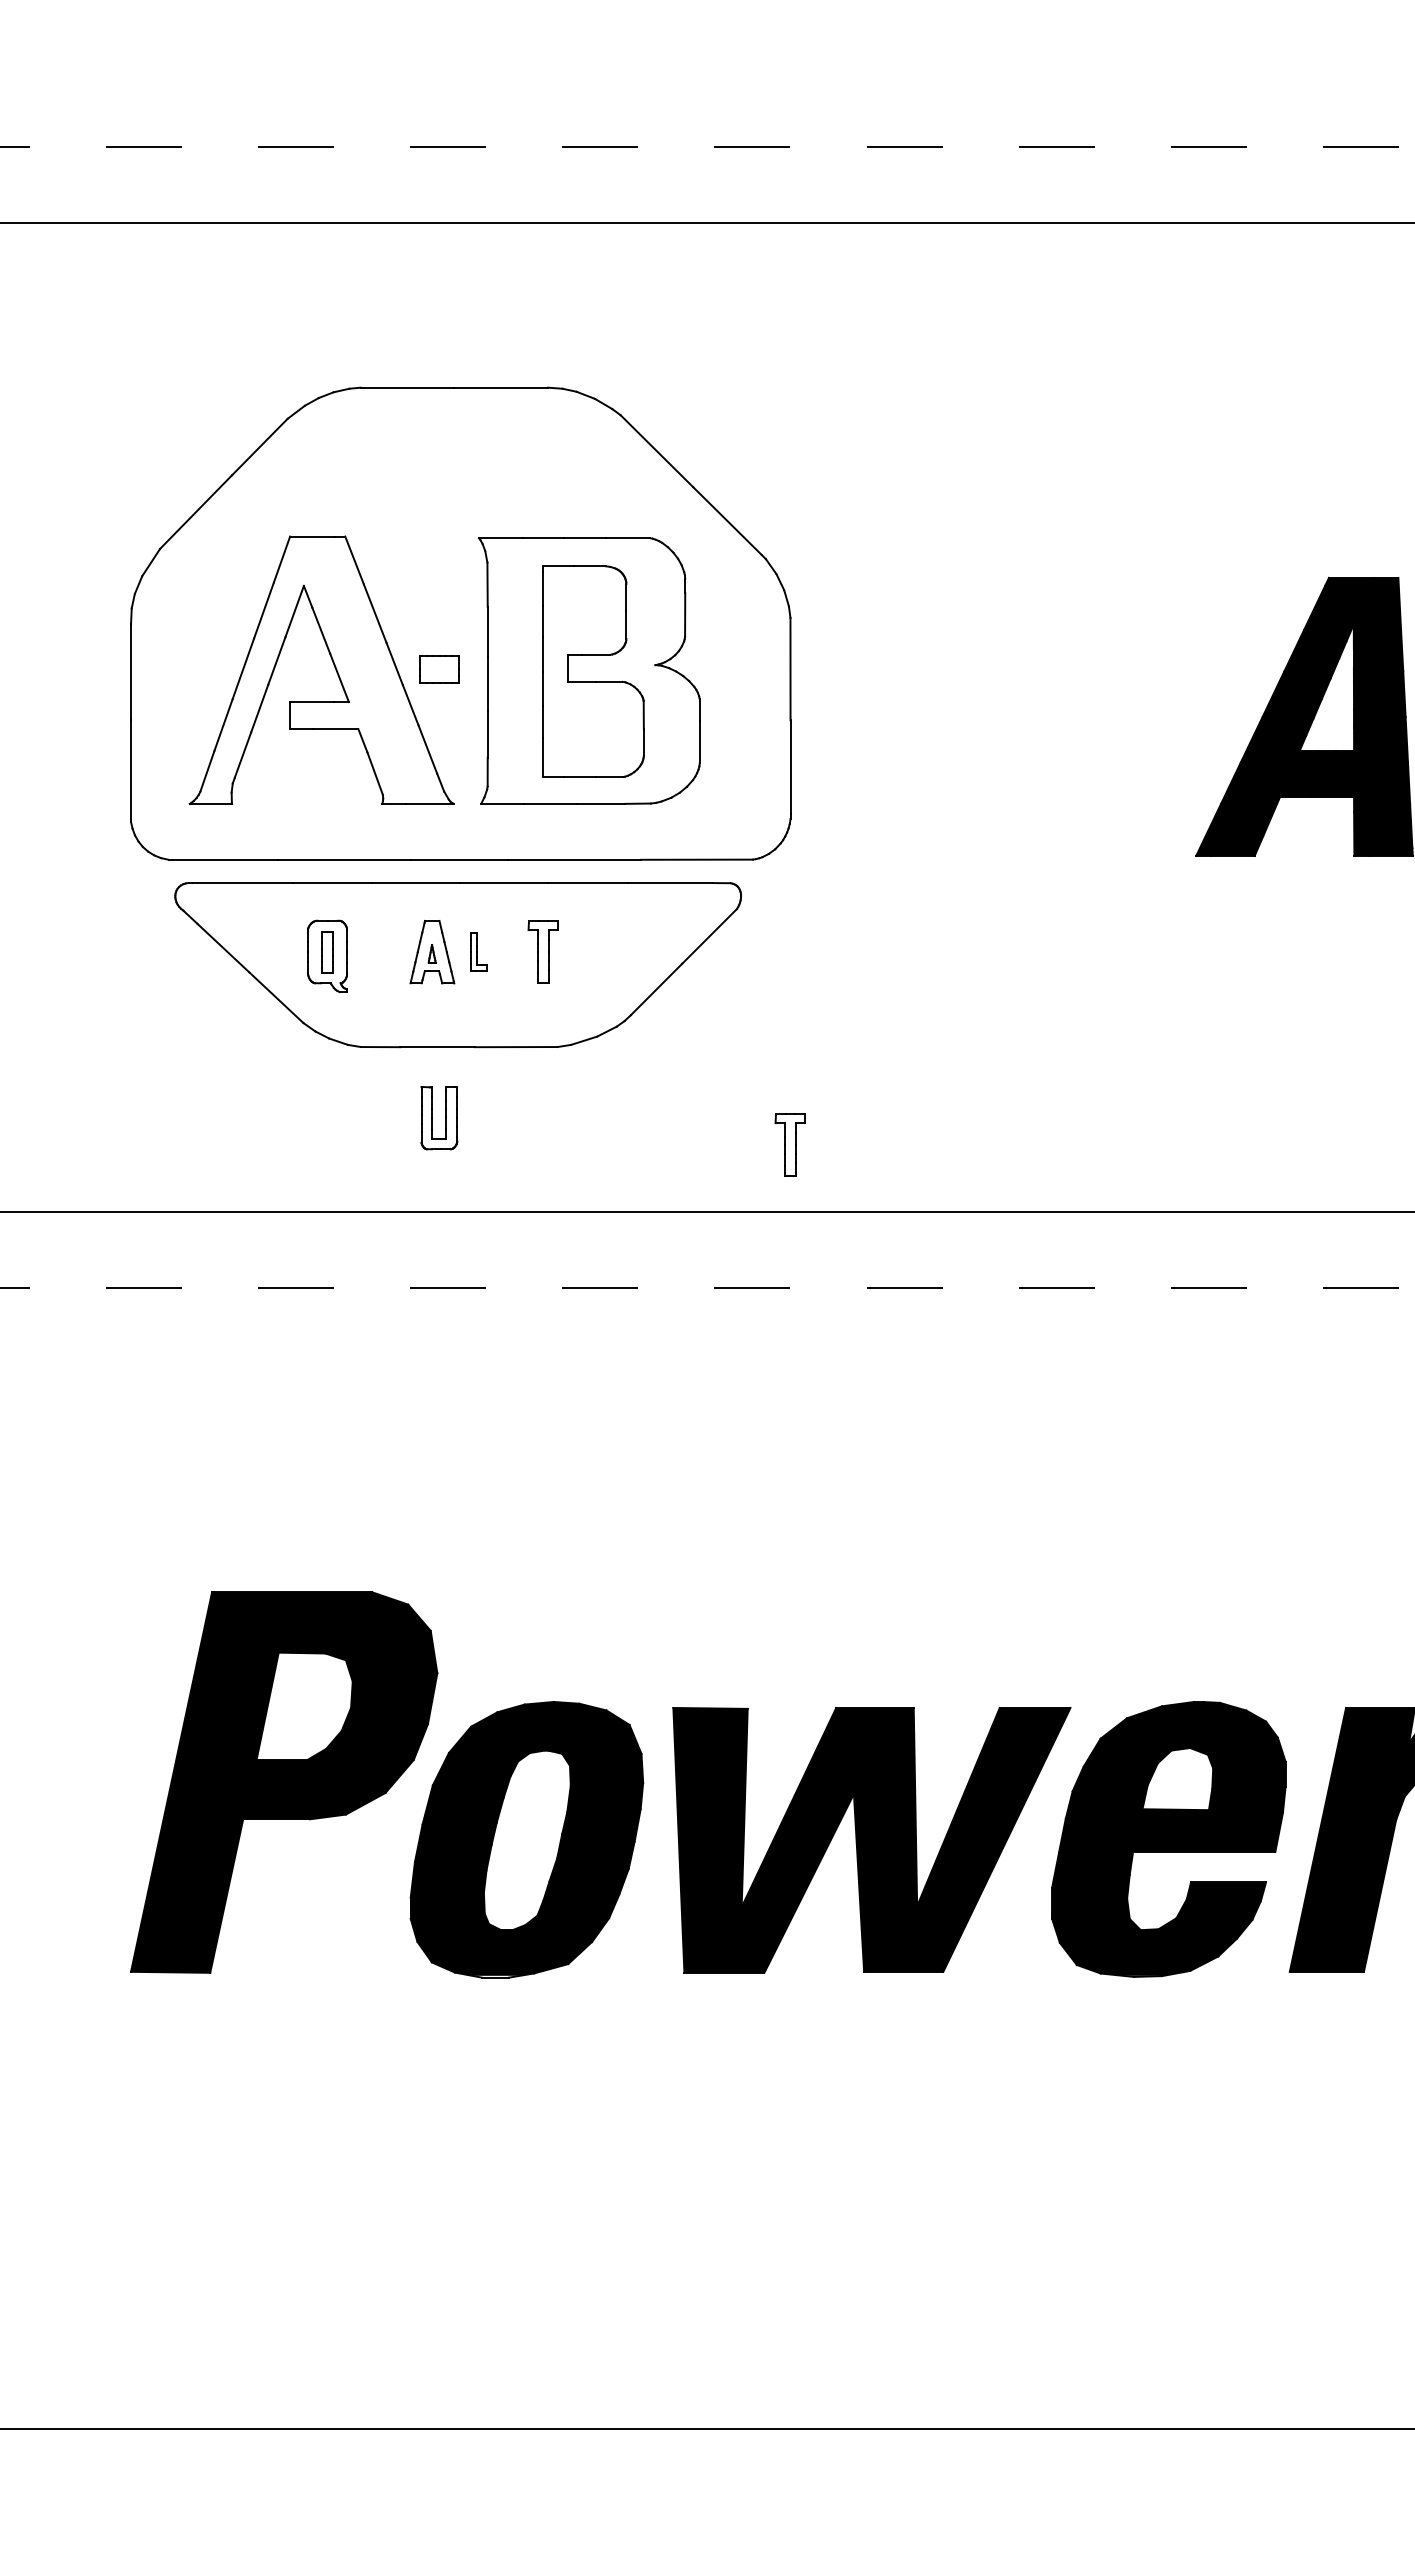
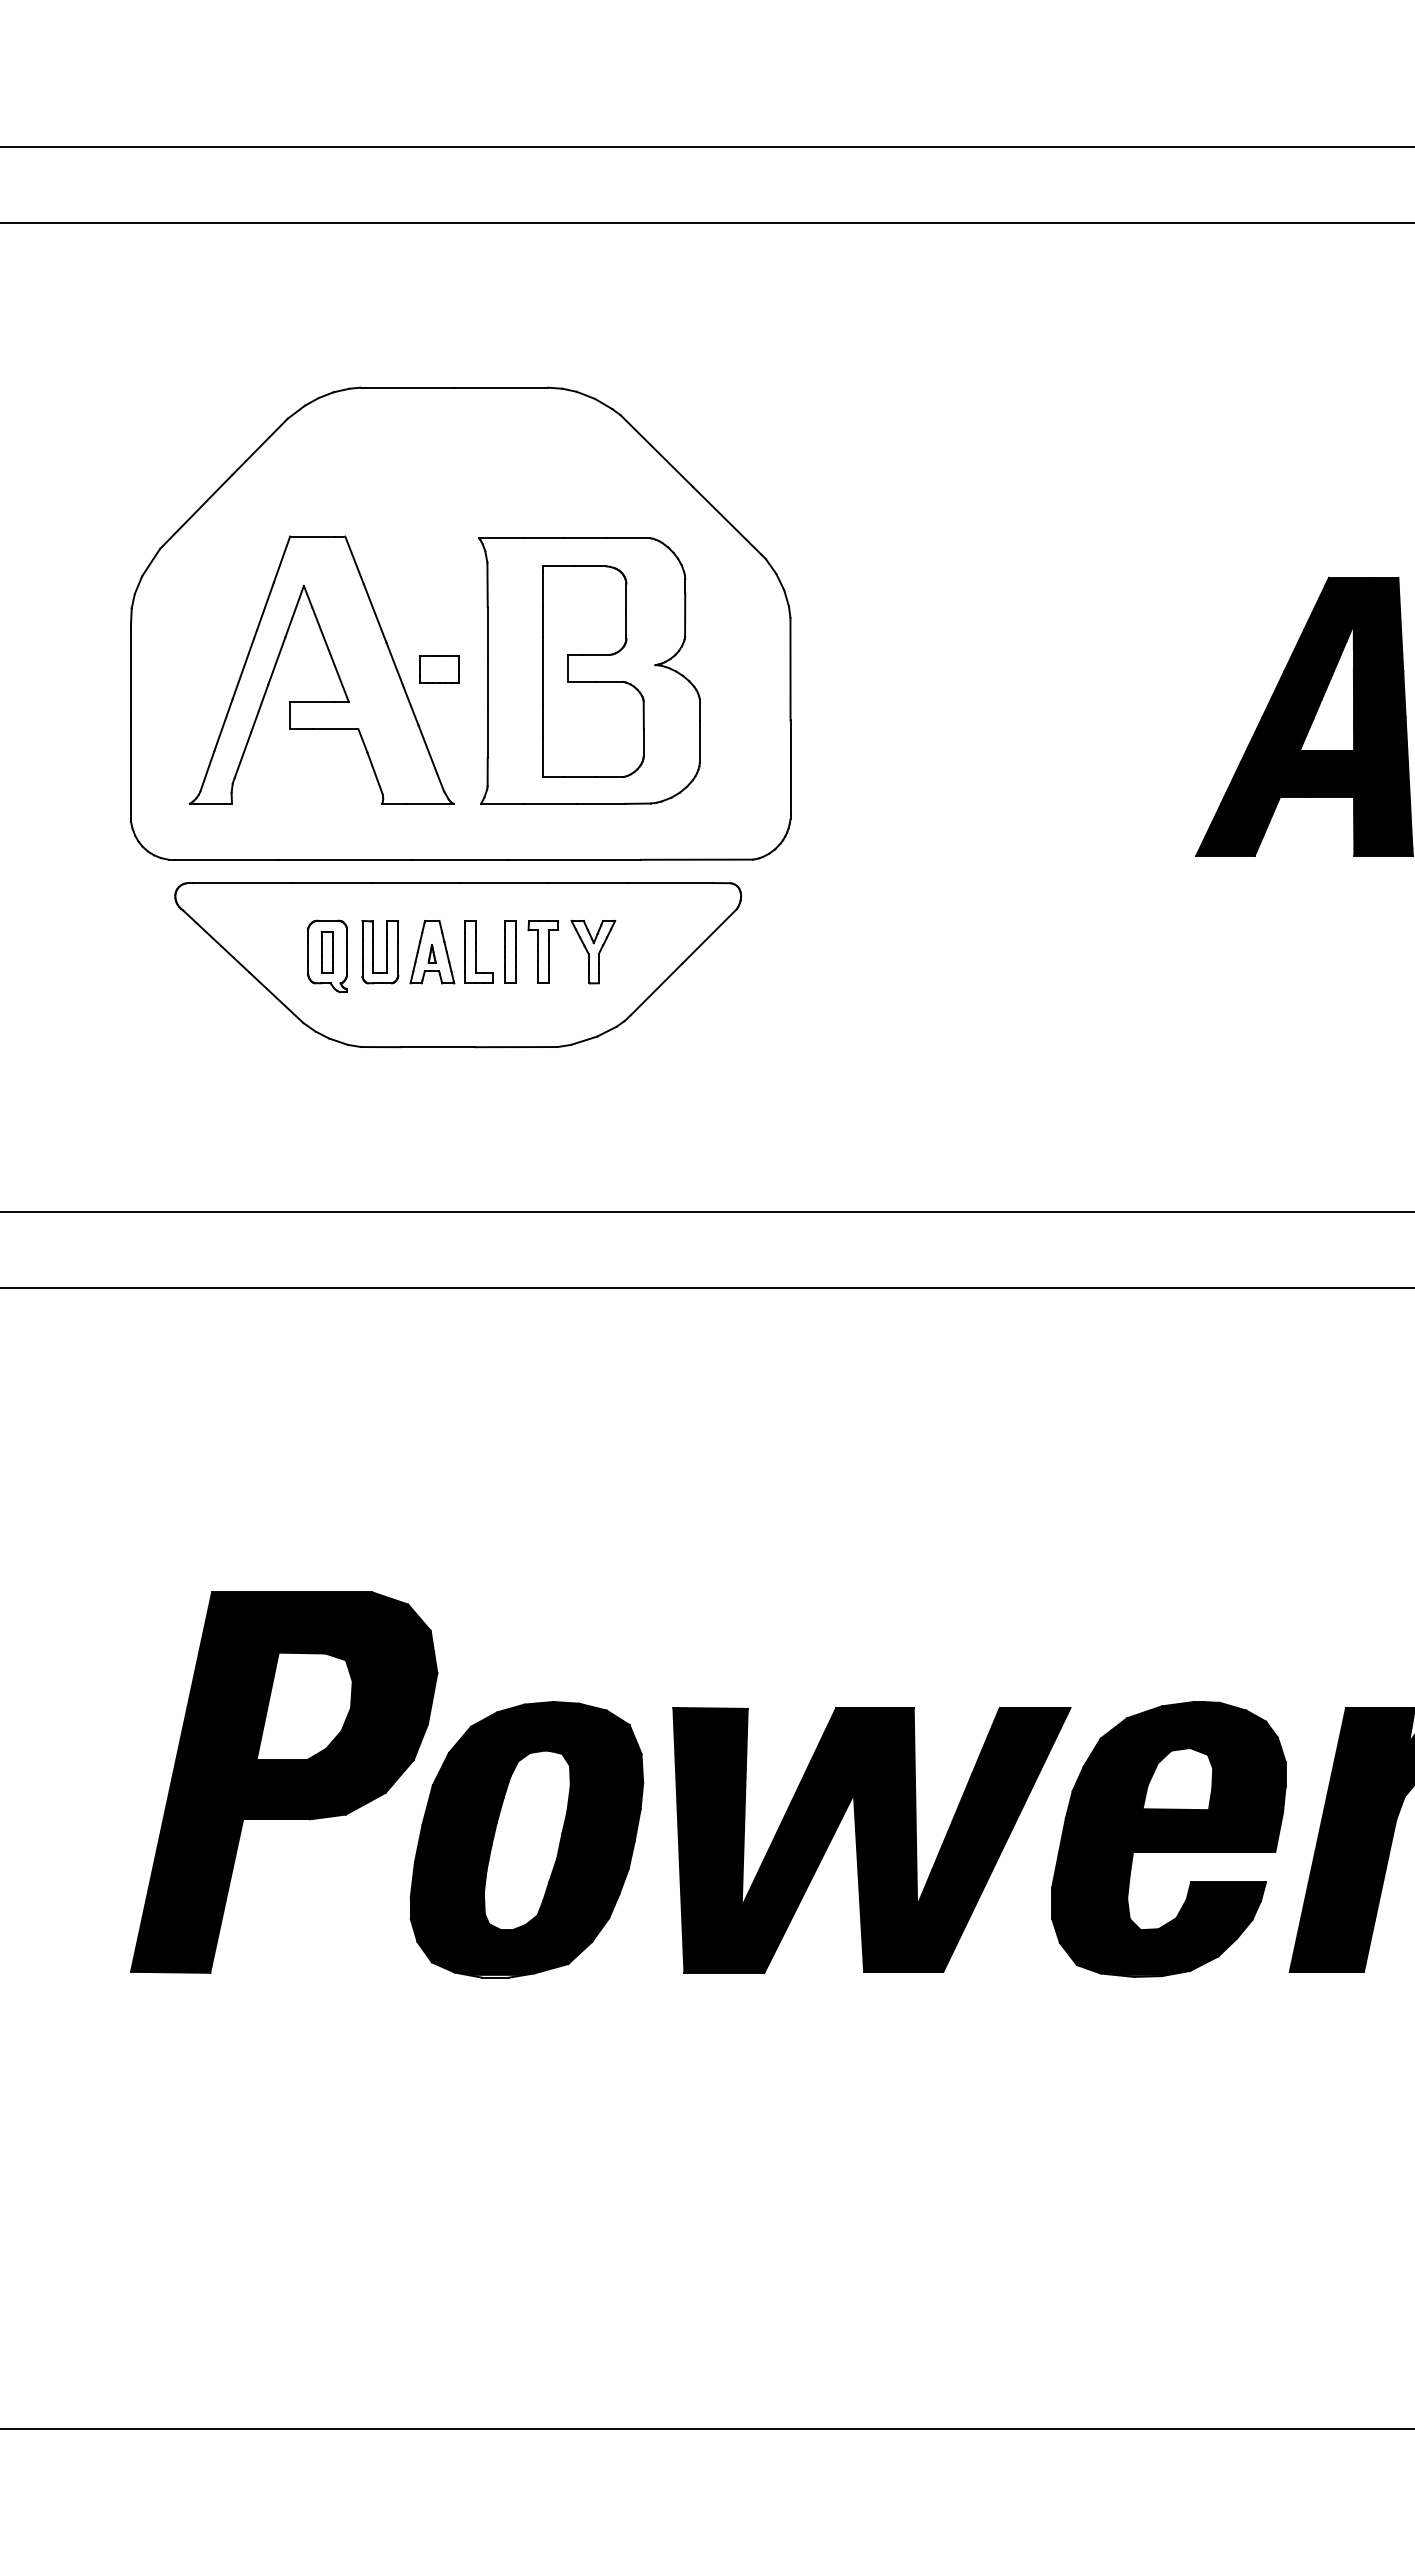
line: dashed -> solid (708, 146)
part size: 18x40 px -> 30x64 px (478, 951)
part: none -> present (510, 951)
part: none -> present (593, 952)
part position: (439, 1118) -> (380, 952) (380, 952)
part: present -> none (789, 1144)
line: dashed -> solid (708, 1288)
